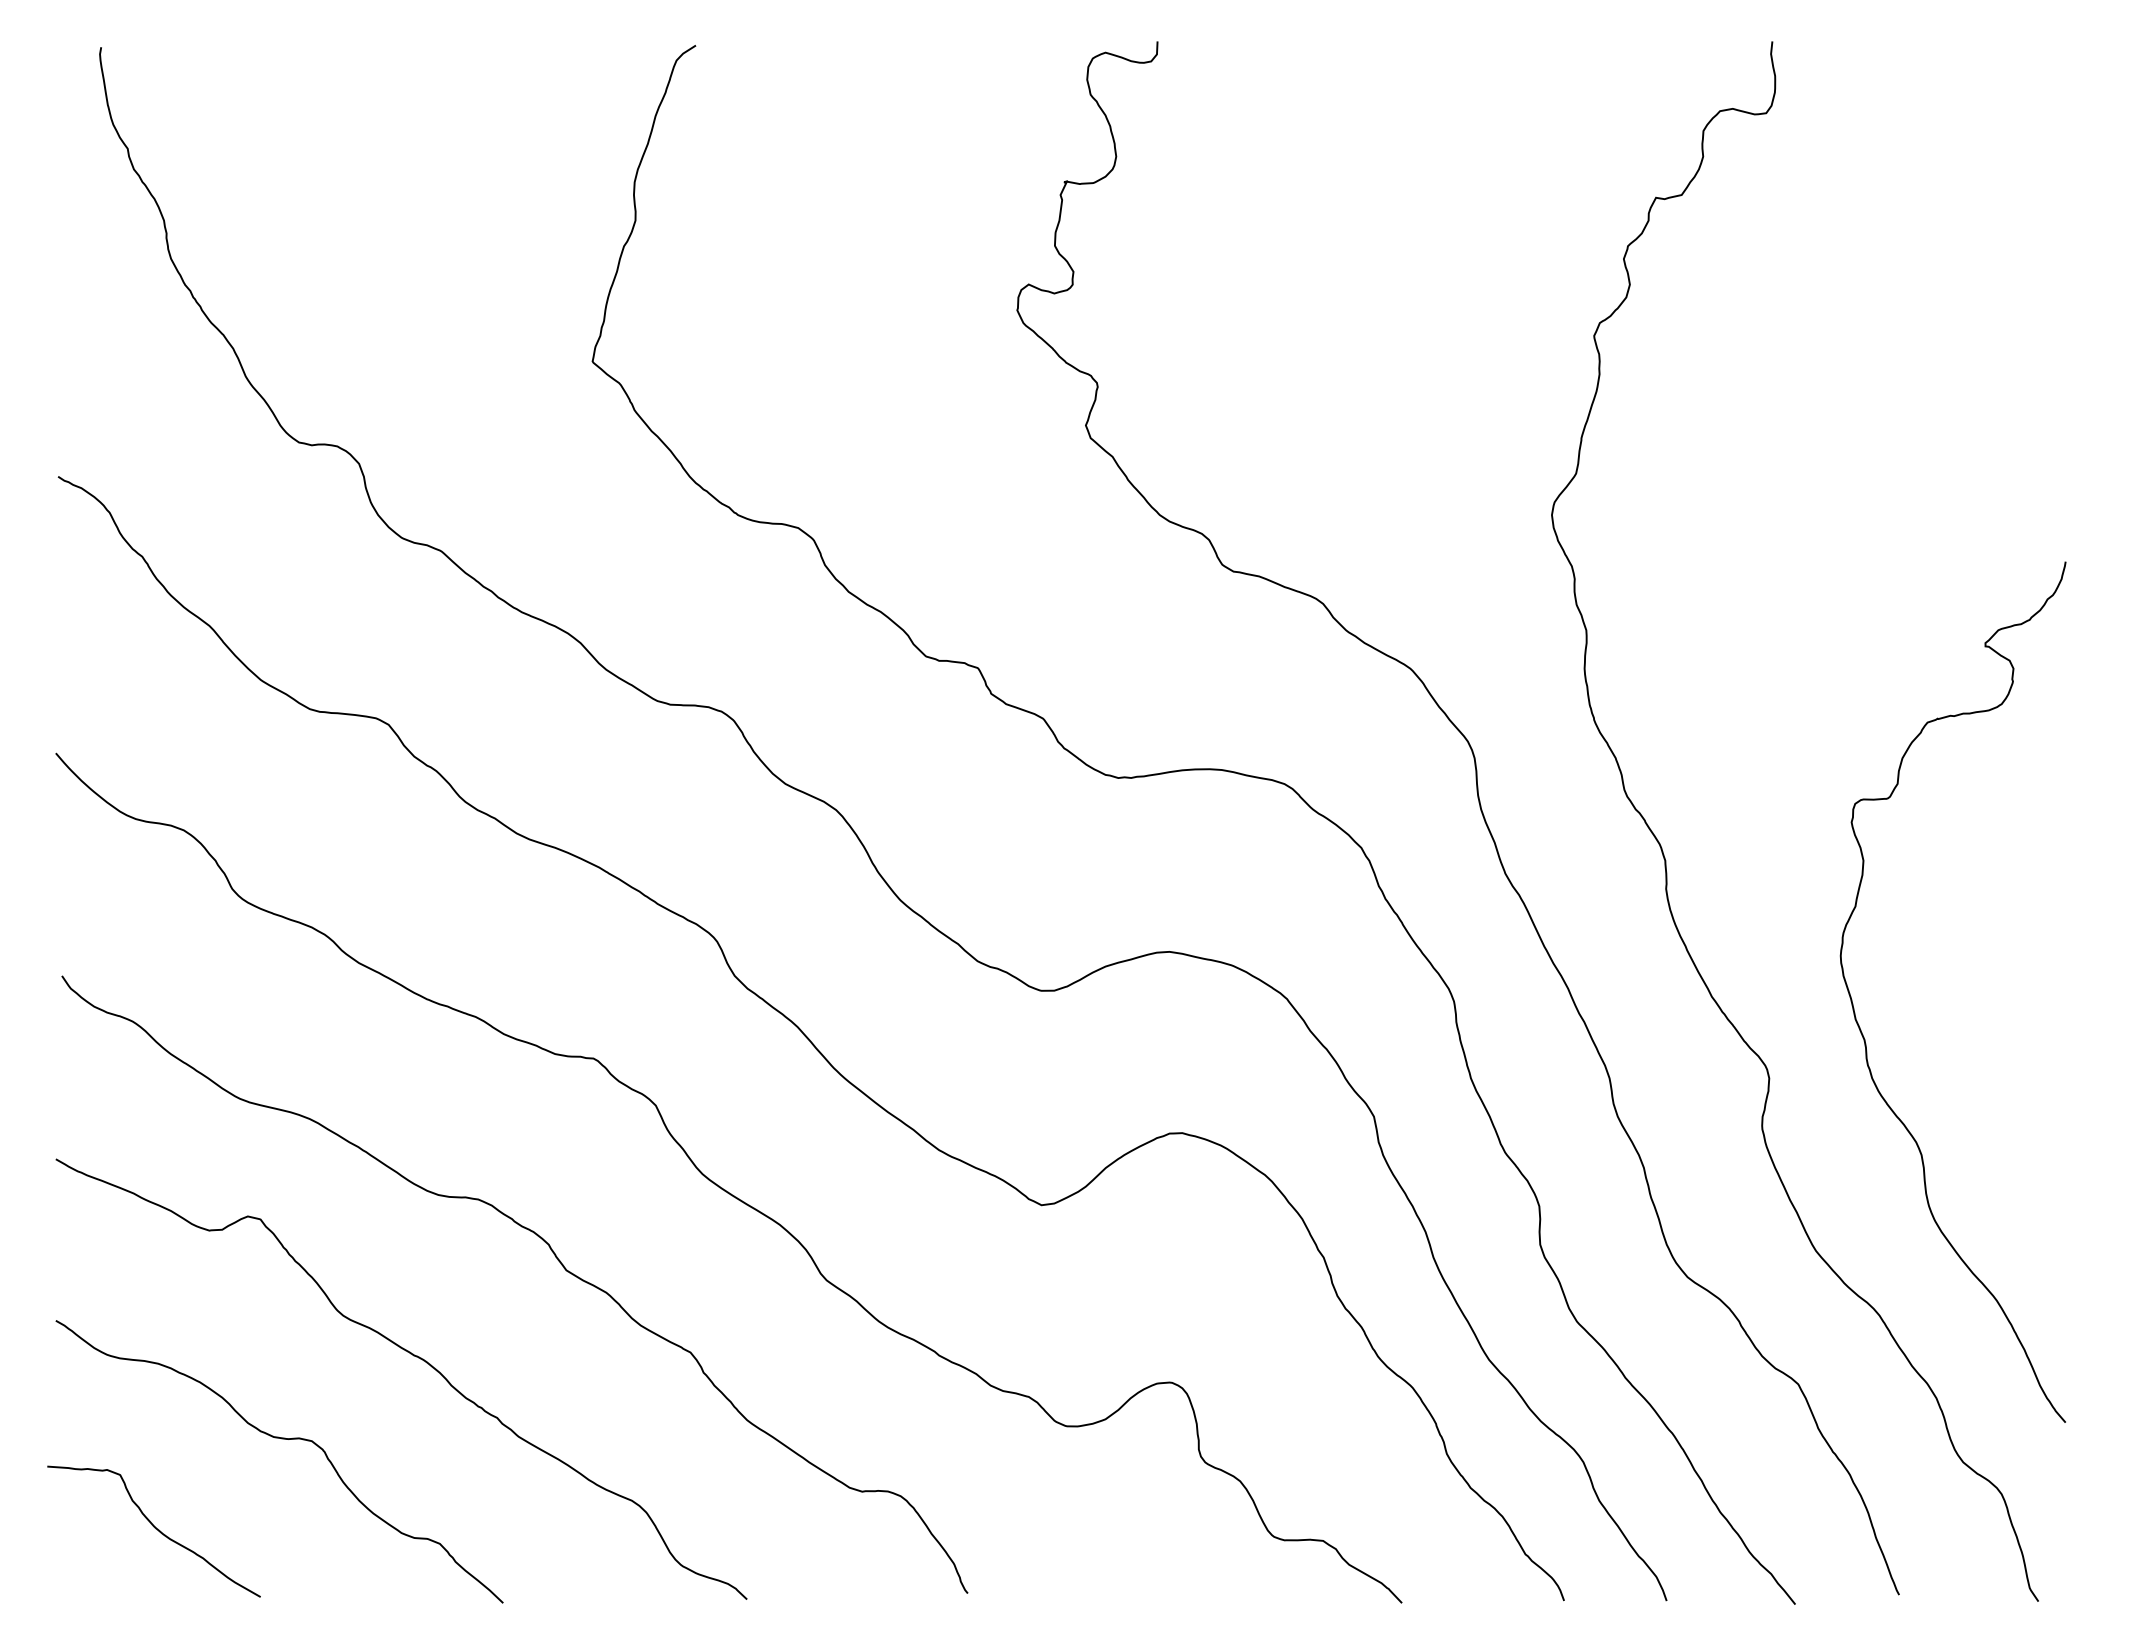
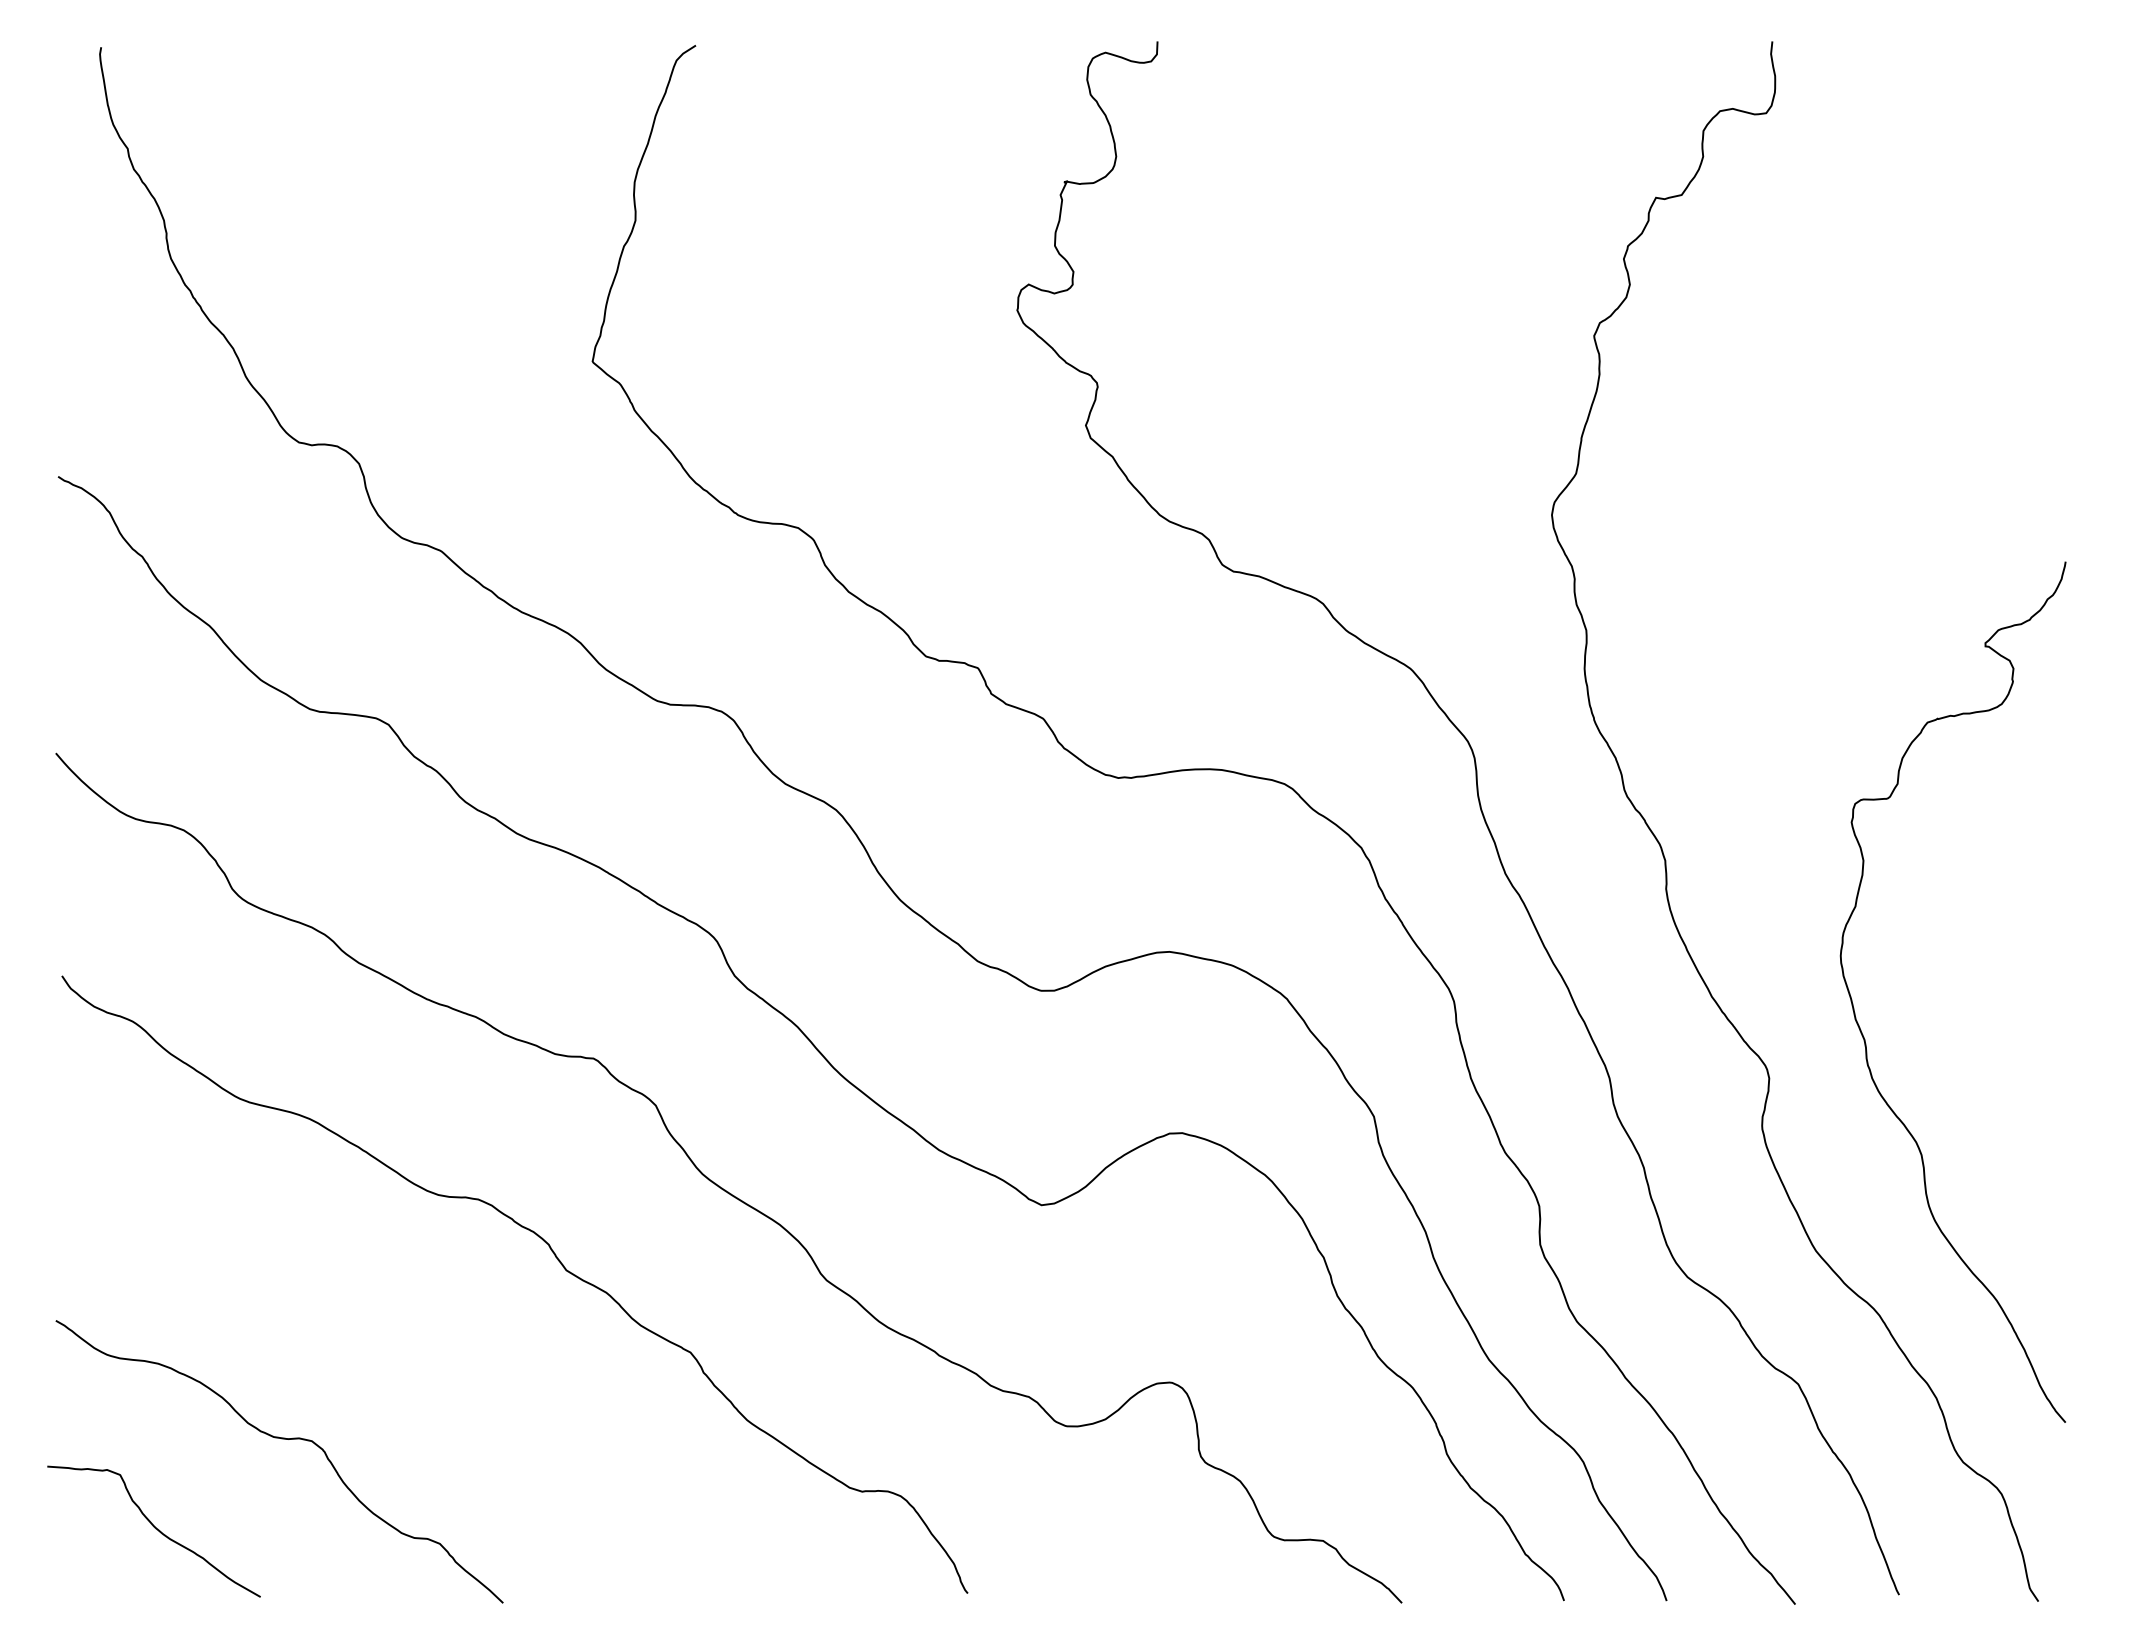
curve: present -> none (413, 1356)
